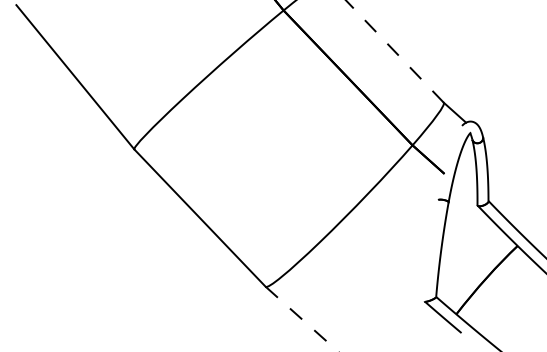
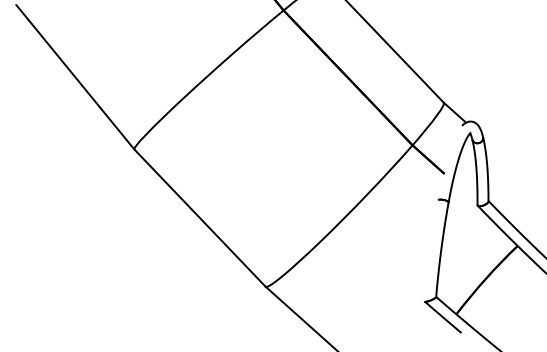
line: dashed -> solid (394, 51)
line: dashed -> solid (302, 319)
